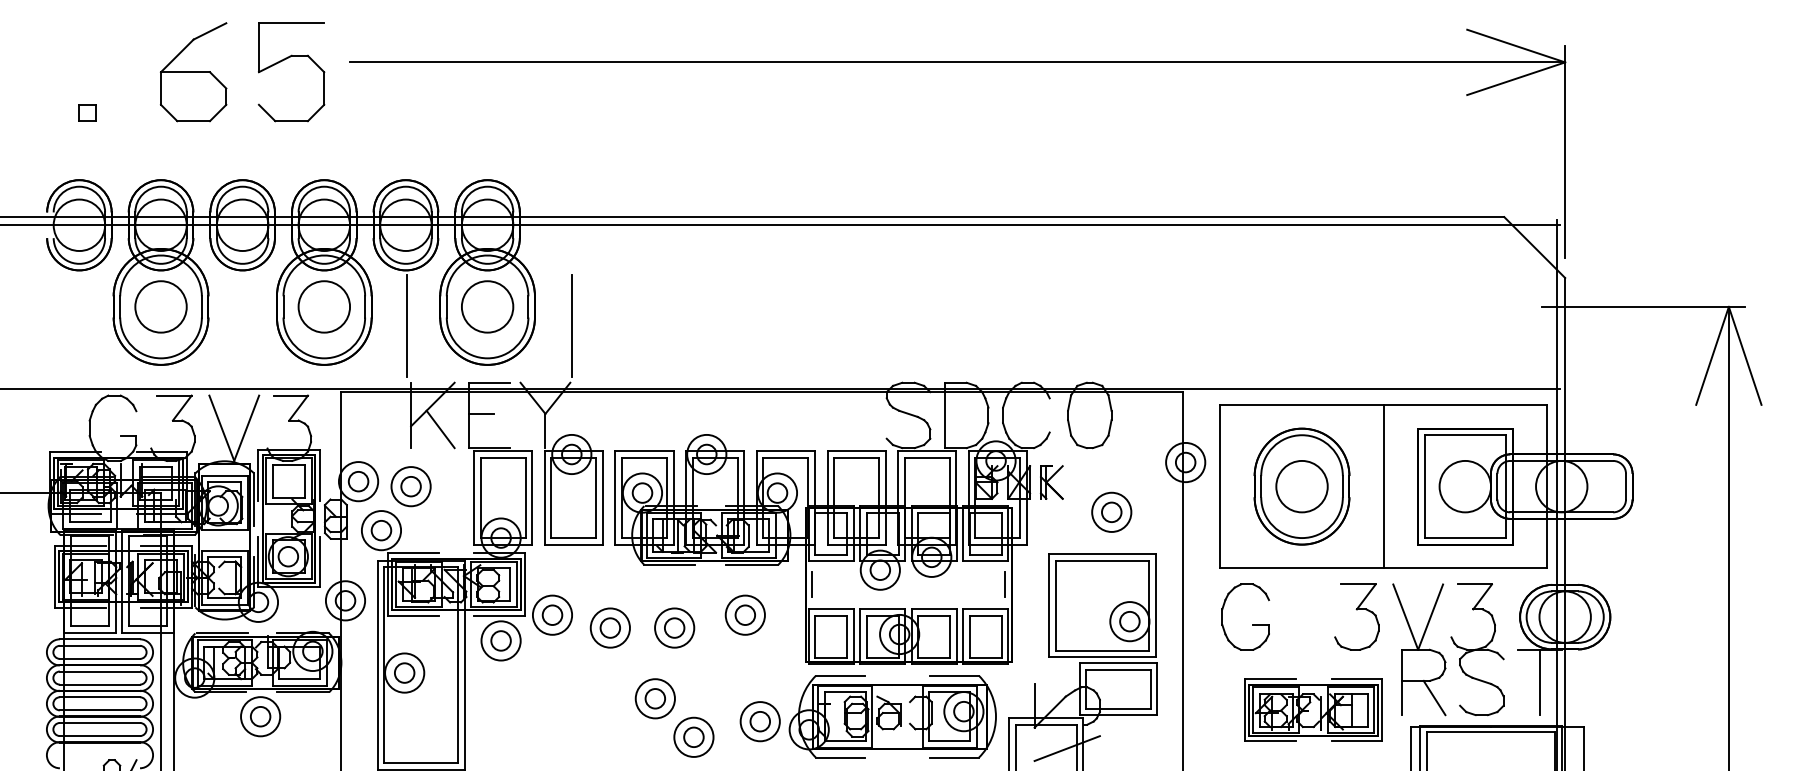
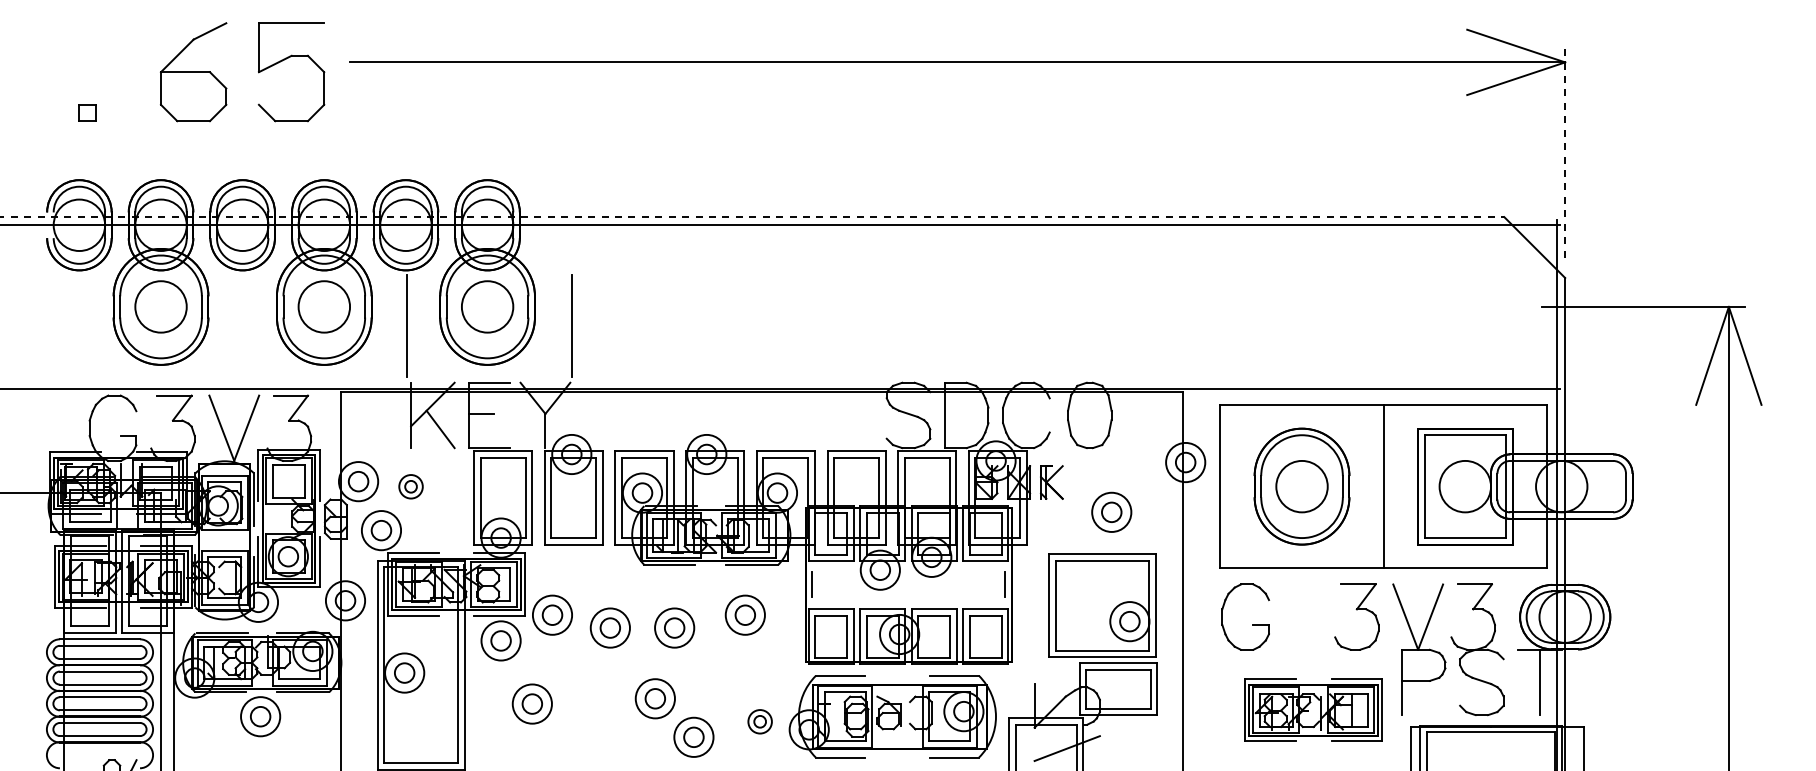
line: solid -> dashed (1565, 151)
line: solid -> dashed (752, 217)
part size: 42x42 px -> 26x26 px (410, 486)
line: present -> none (1434, 697)
part: none -> present (531, 703)
part size: 42x42 px -> 26x26 px (759, 721)
